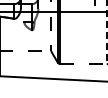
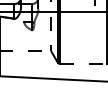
line: dashed -> solid (106, 32)
